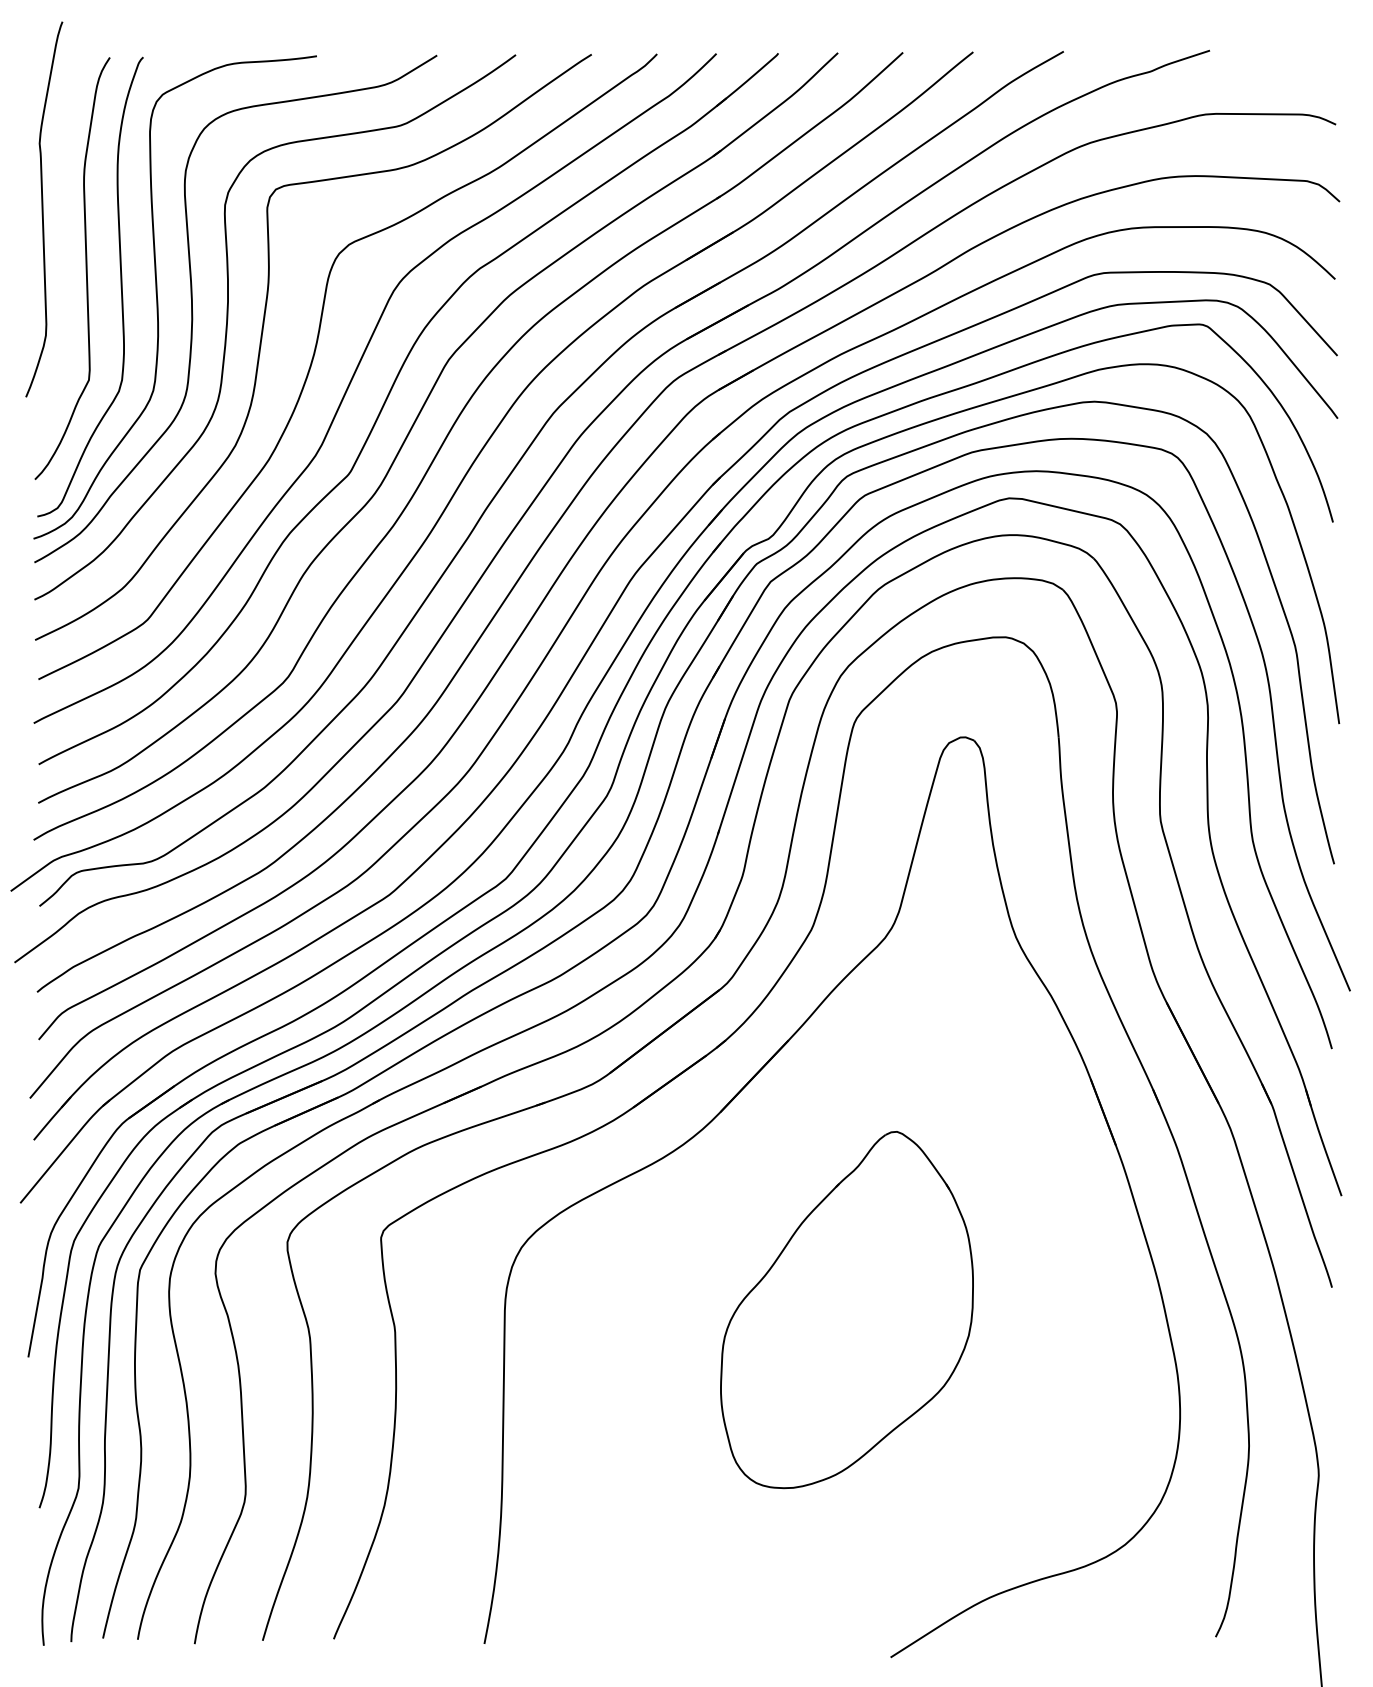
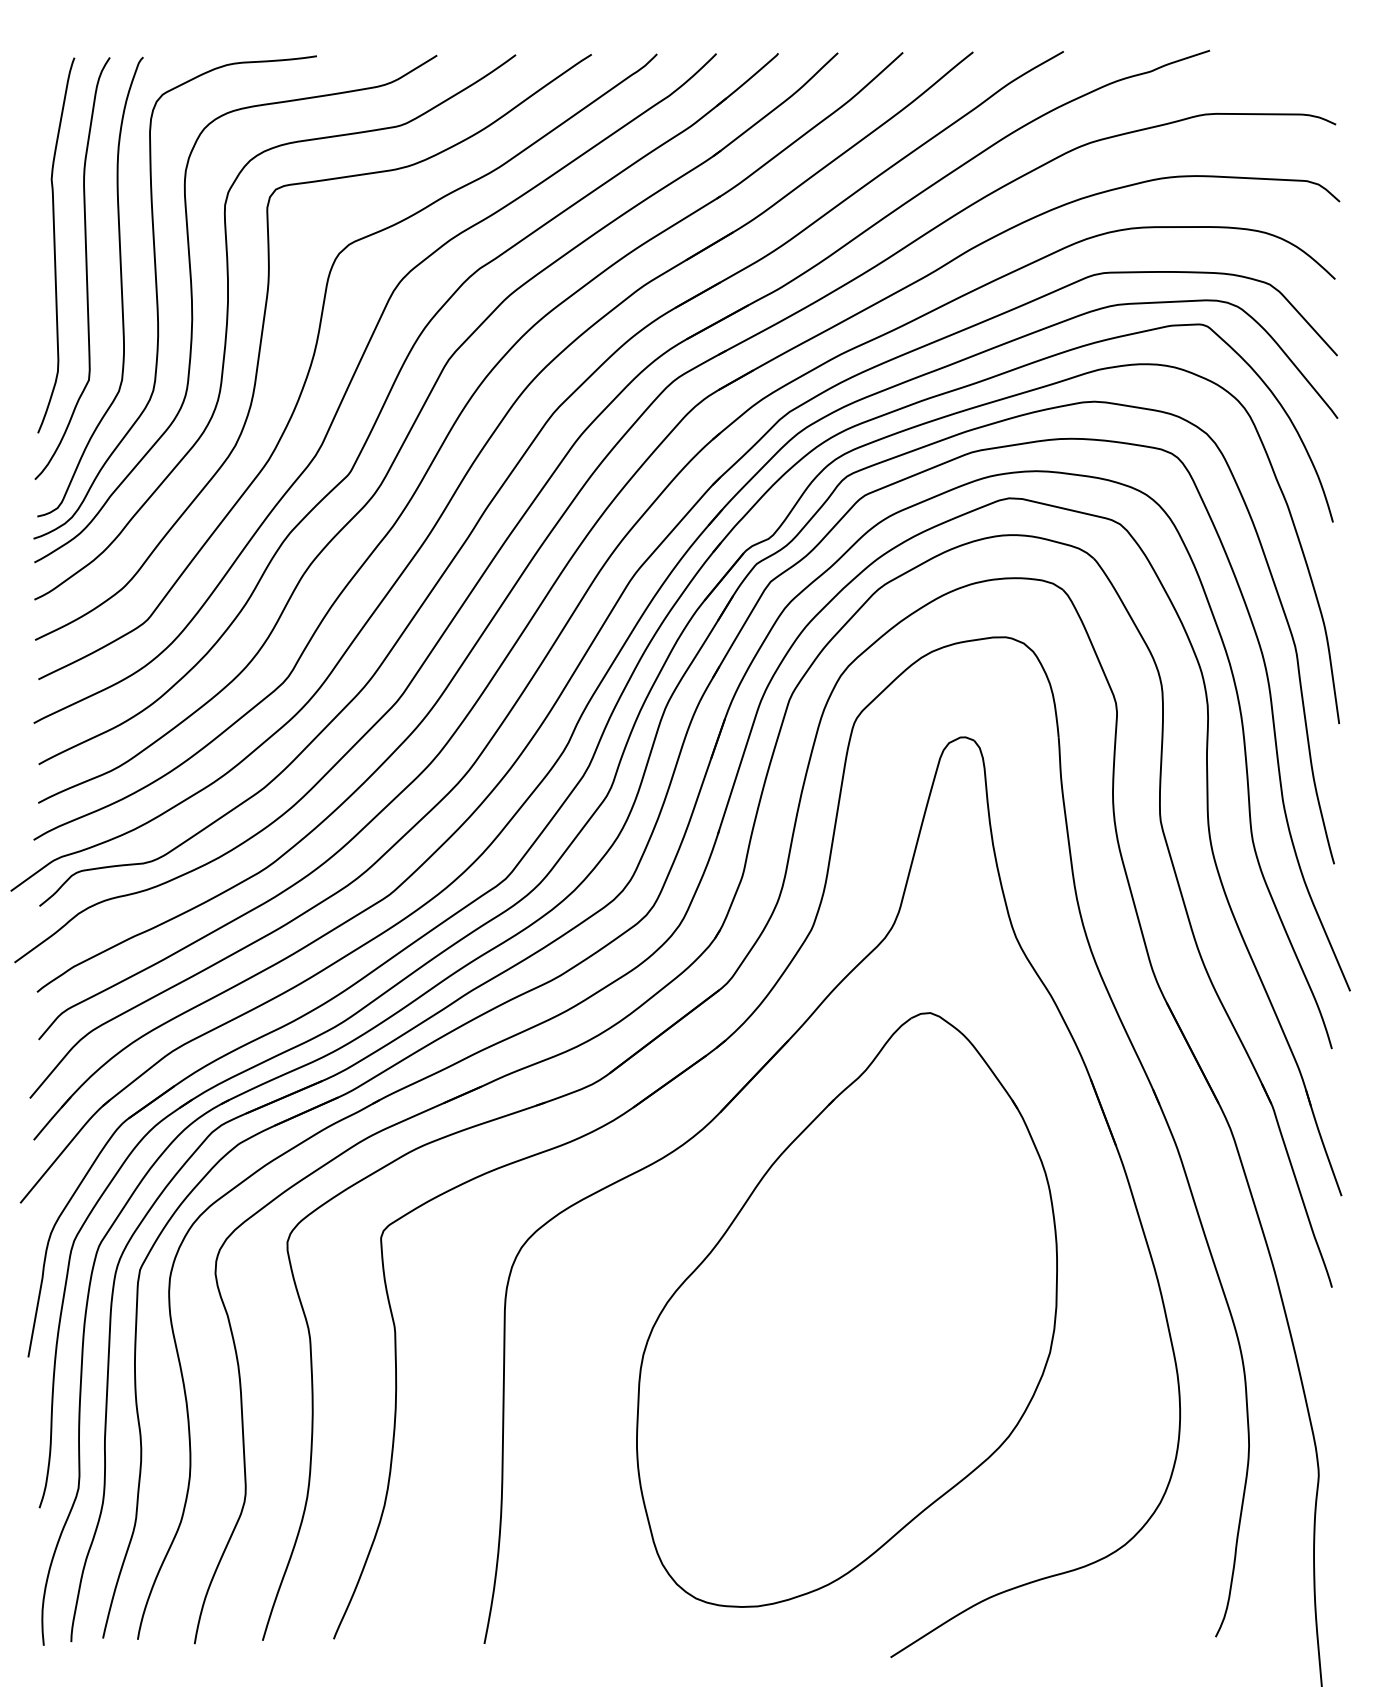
curve position: (43, 209) -> (55, 245) (55, 245)
part size: 254x359 px -> 422x596 px (846, 1309)
